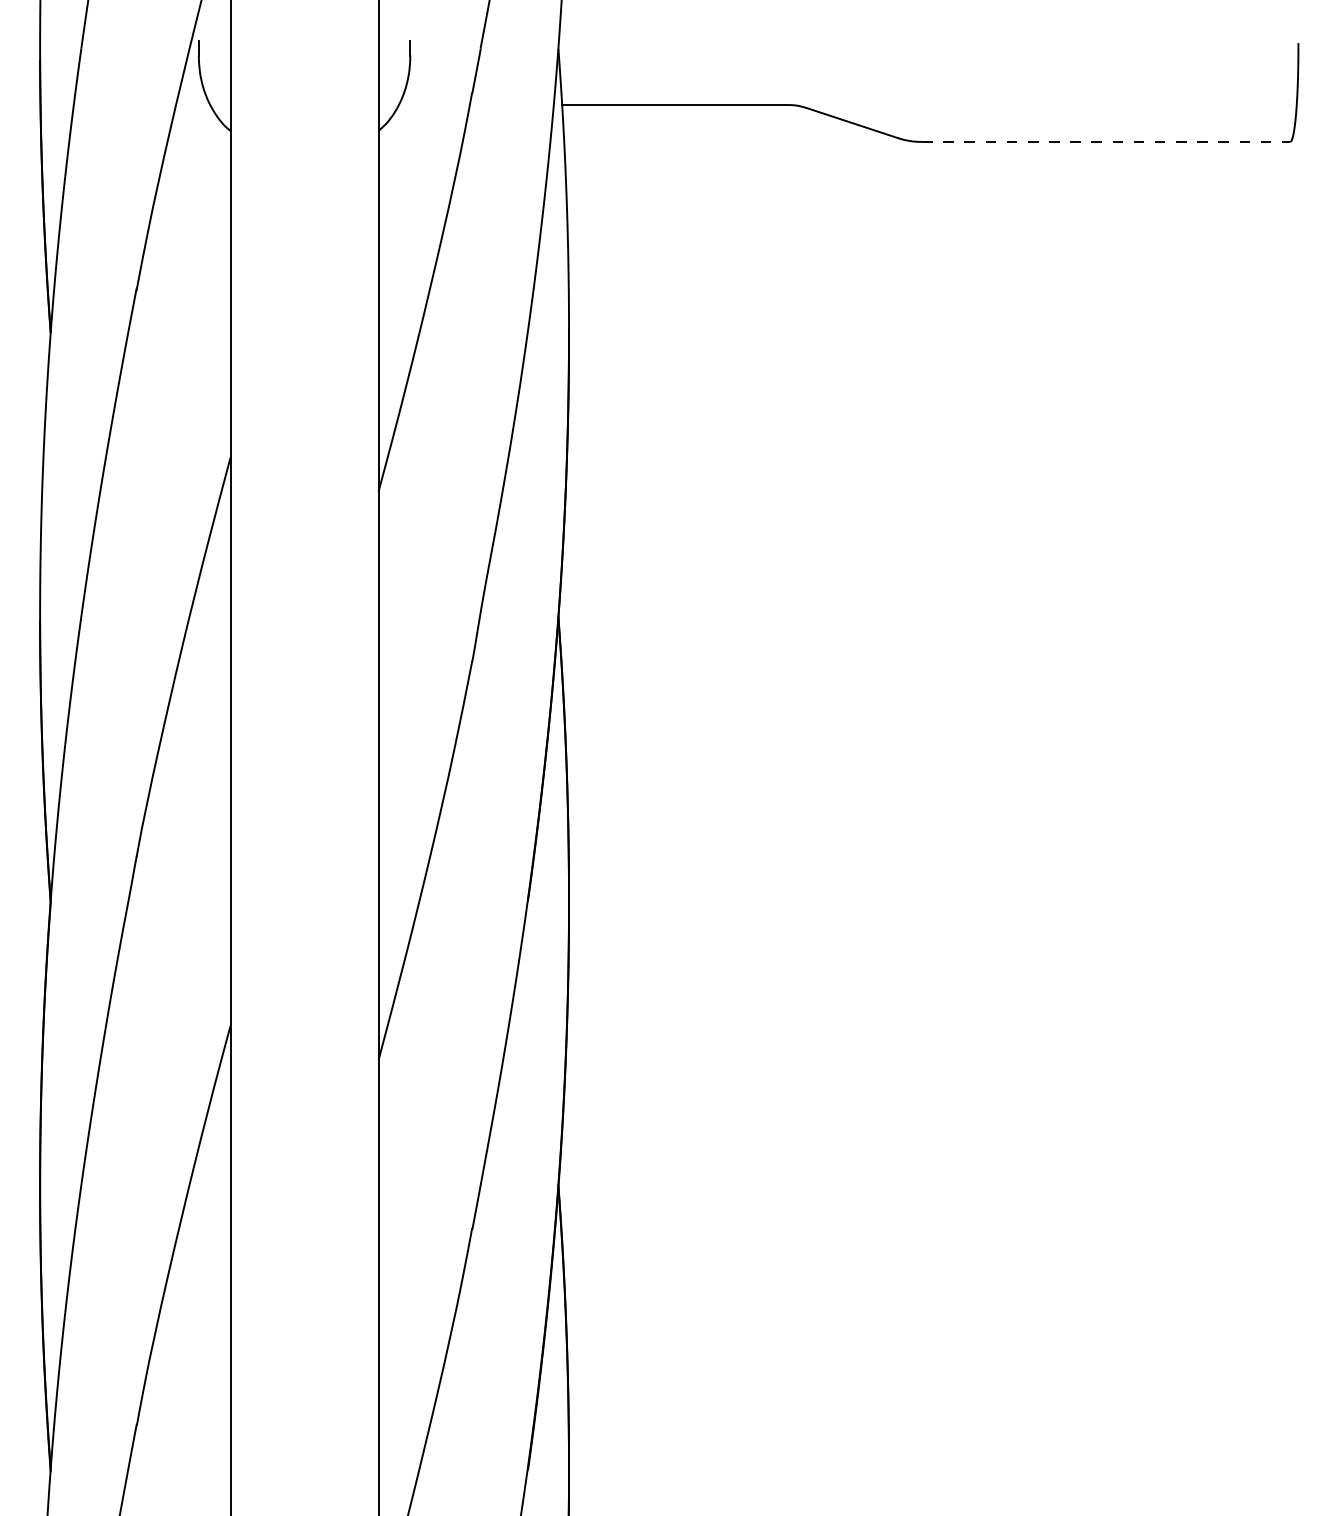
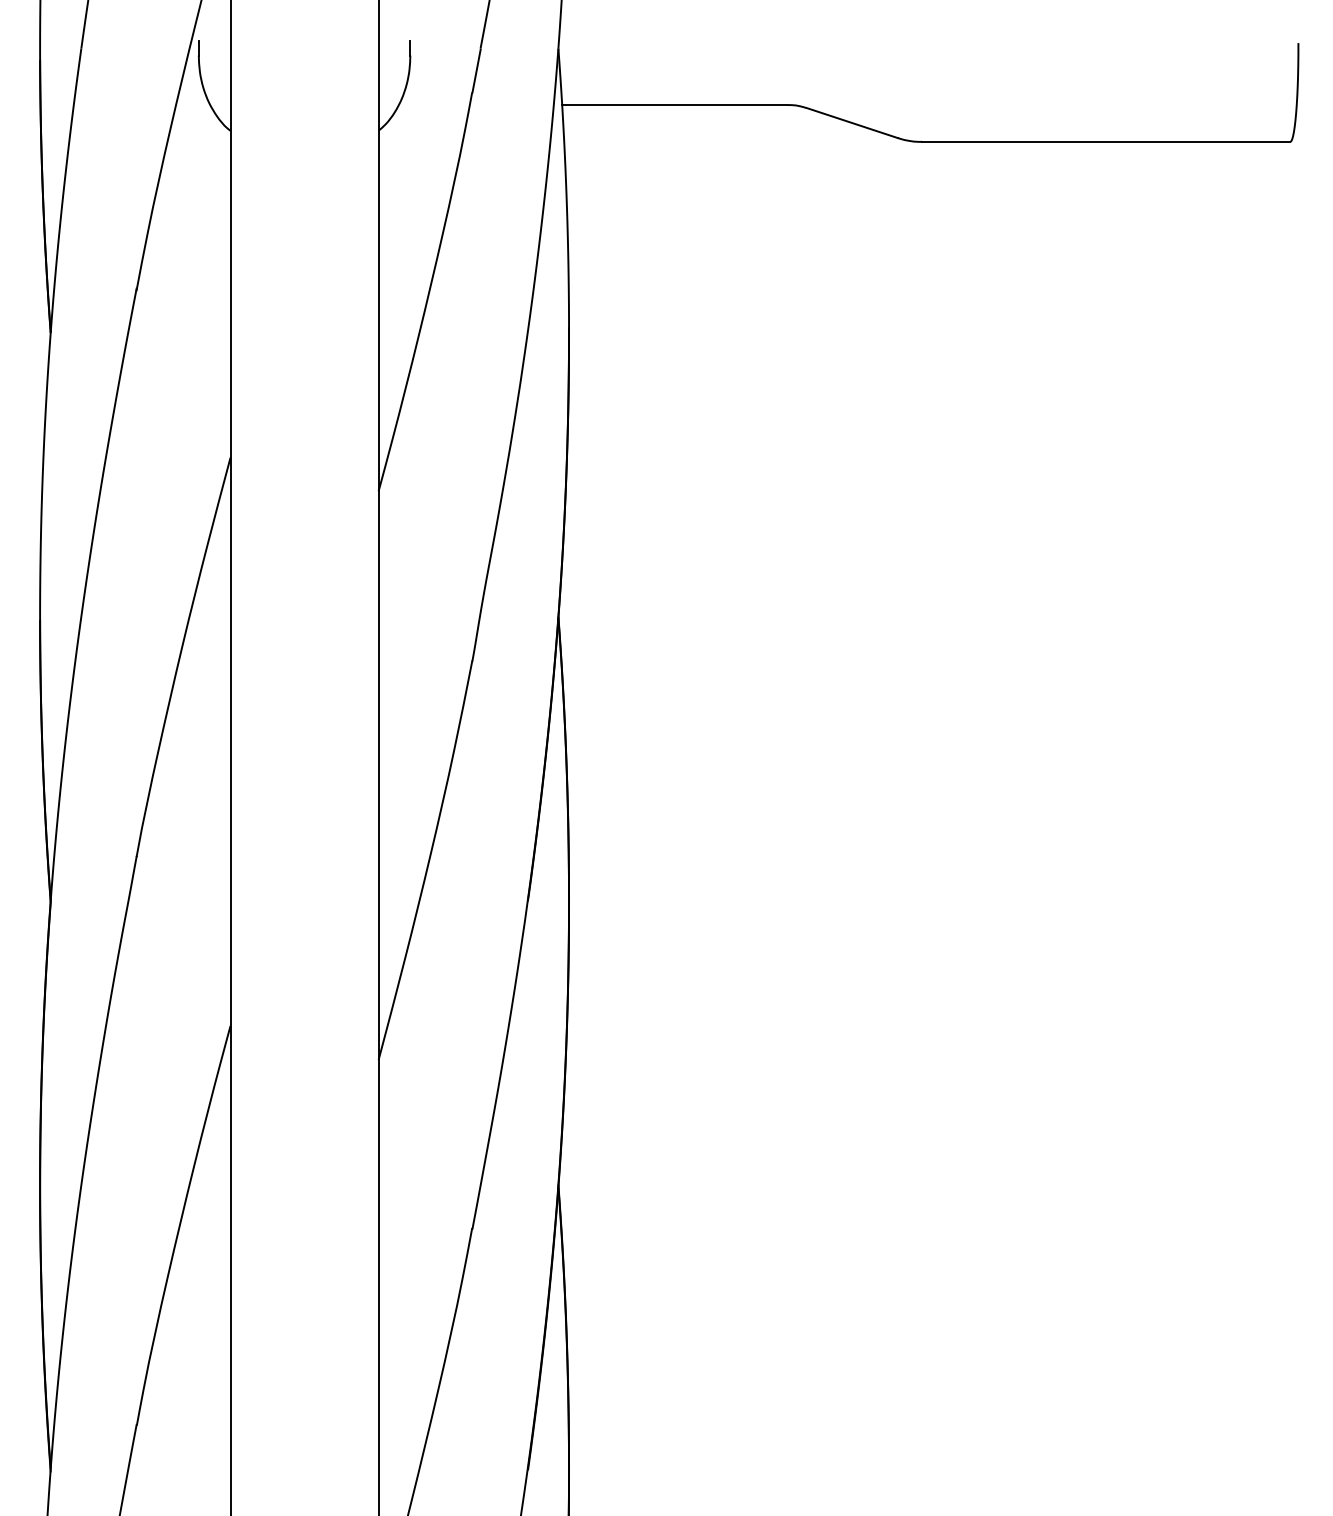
line: dashed -> solid (1106, 141)
